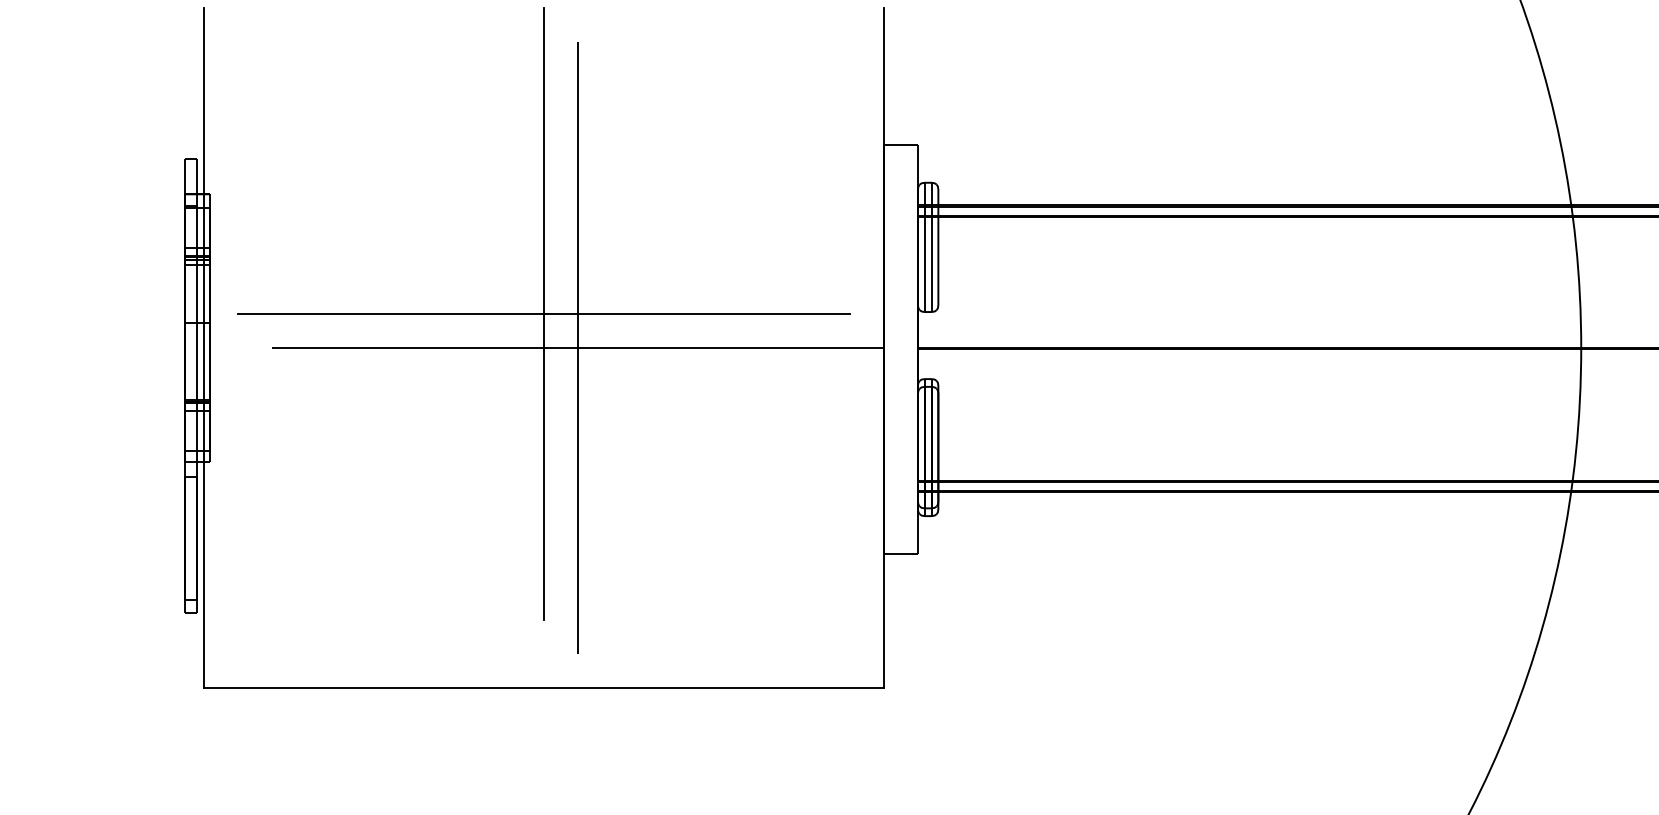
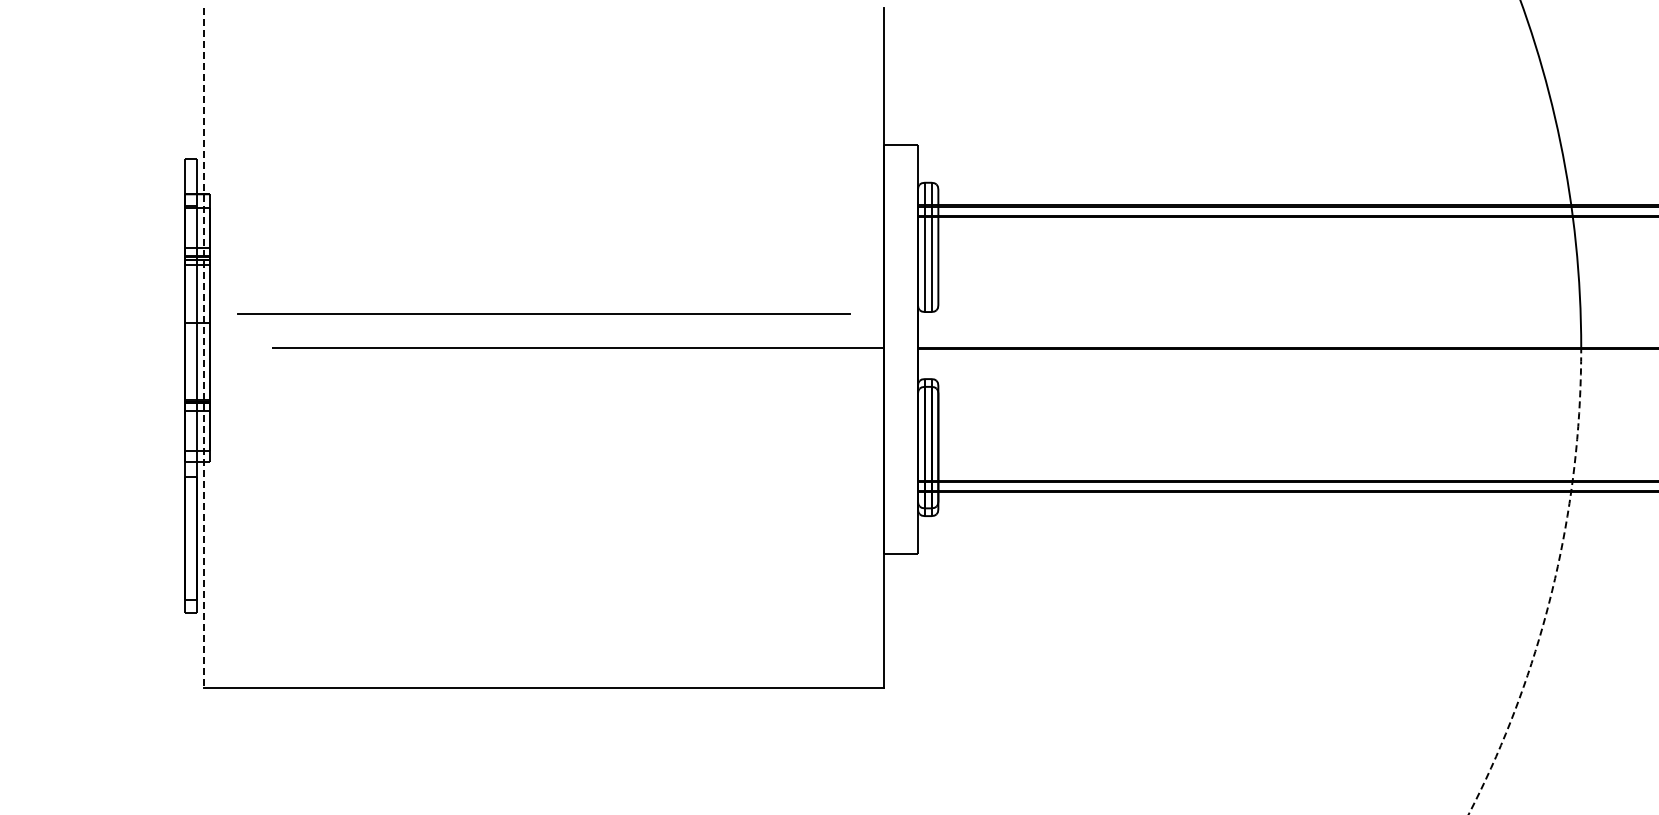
line: present -> none (543, 314)
line: solid -> dashed (203, 348)
line: present -> none (577, 348)
arc: solid -> dashed (1552, 588)
